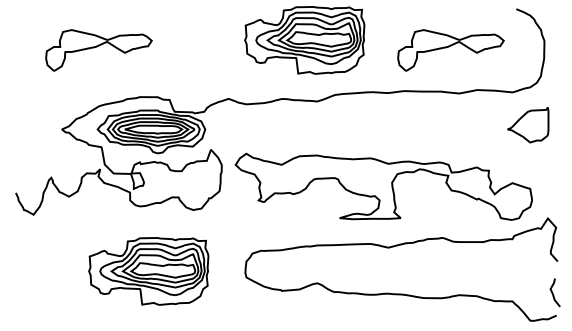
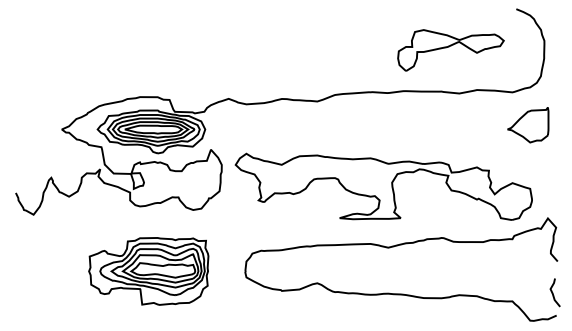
part: present -> none (304, 40)
part: present -> none (98, 50)
